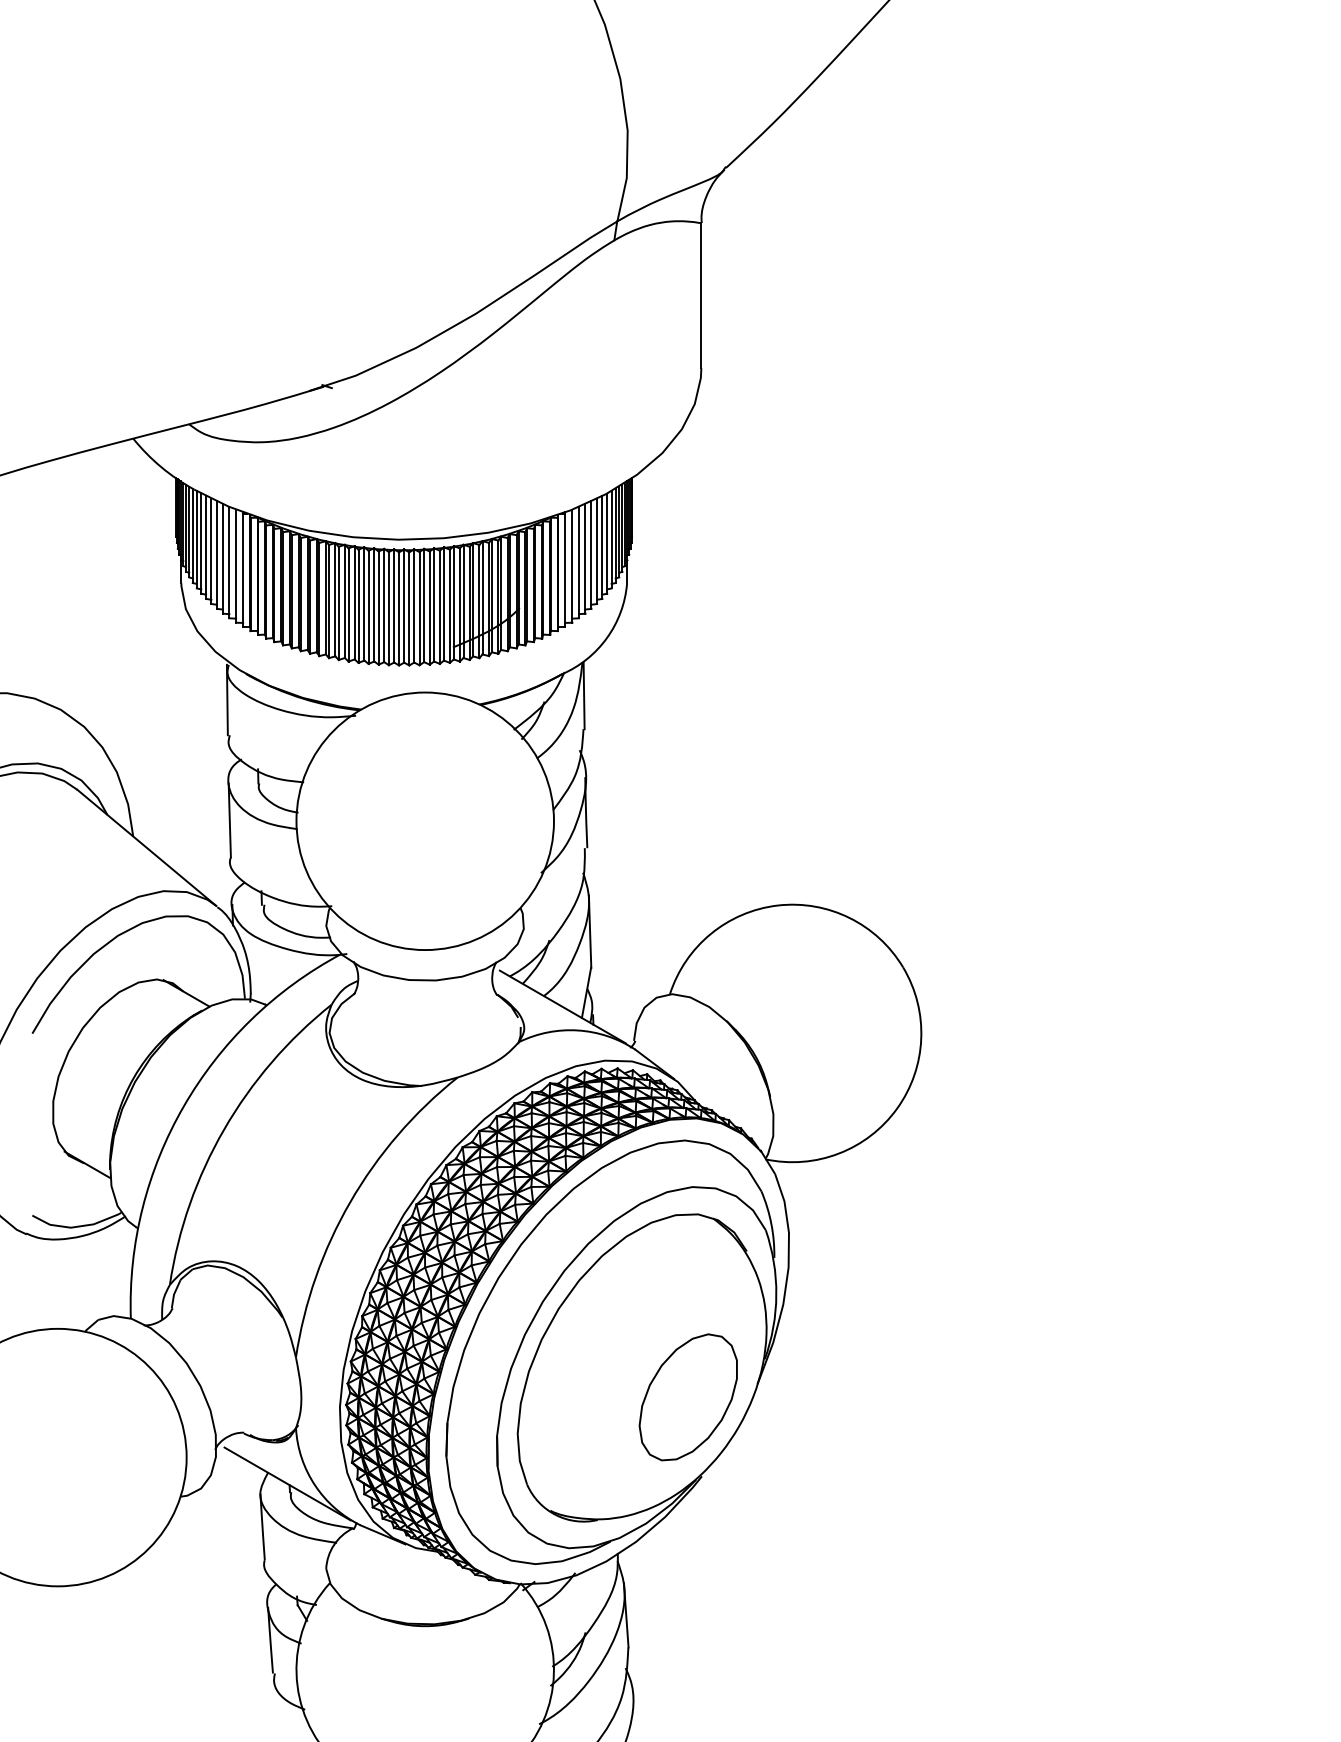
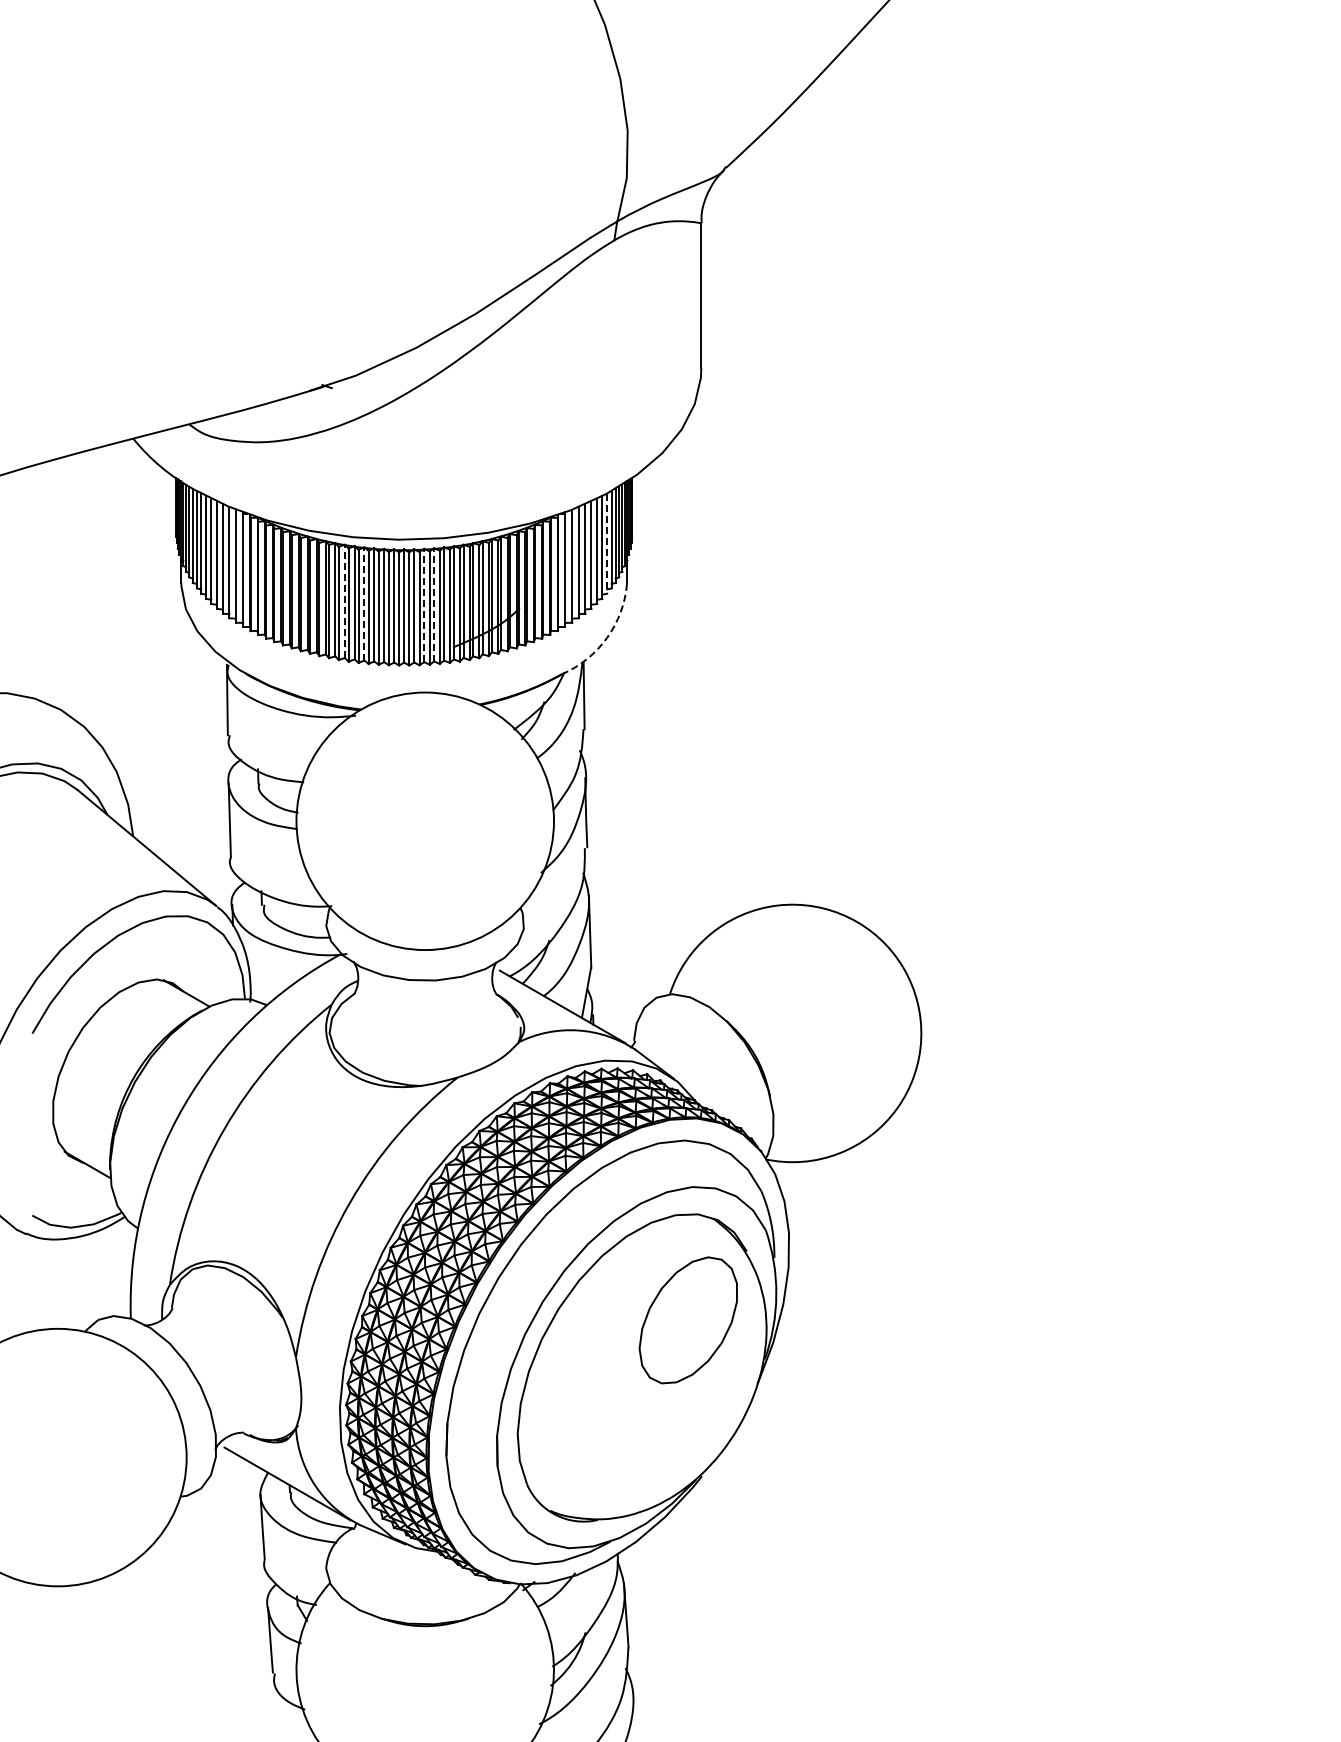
line: solid -> dashed (607, 544)
line: solid -> dashed (344, 601)
line: solid -> dashed (364, 604)
line: solid -> dashed (434, 604)
line: solid -> dashed (424, 605)
arc: solid -> dashed (607, 637)
part position: (687, 1397) -> (687, 1320) (687, 1320)
